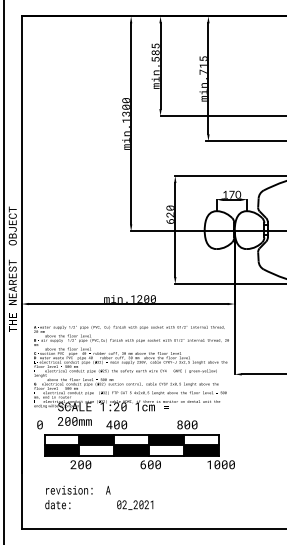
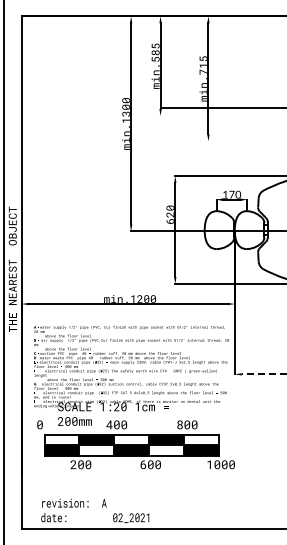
line position: (221, 116) -> (221, 108) (221, 108)
line: present -> none (244, 141)
line: solid -> dashed (263, 374)
text position: (99, 497) -> (95, 510) (95, 510)
